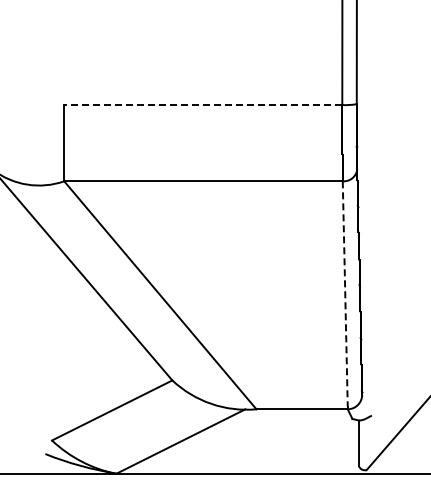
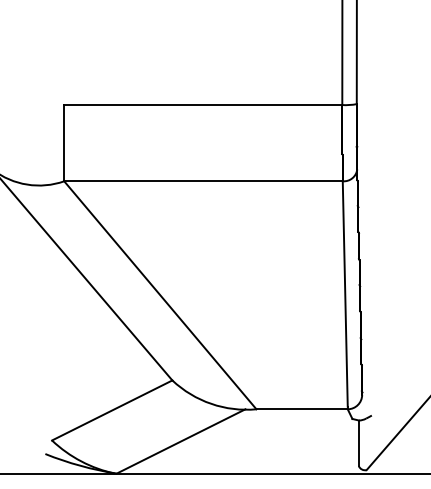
line: dashed -> solid (202, 104)
line: dashed -> solid (345, 293)
